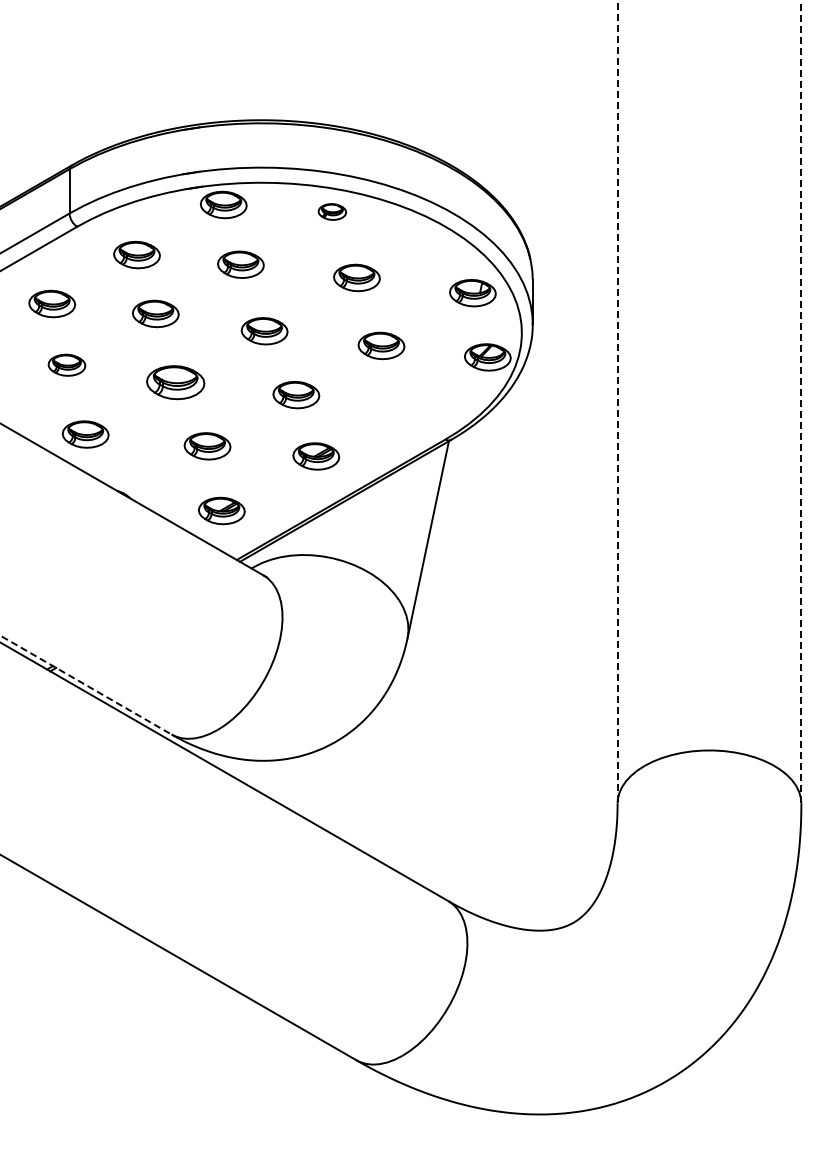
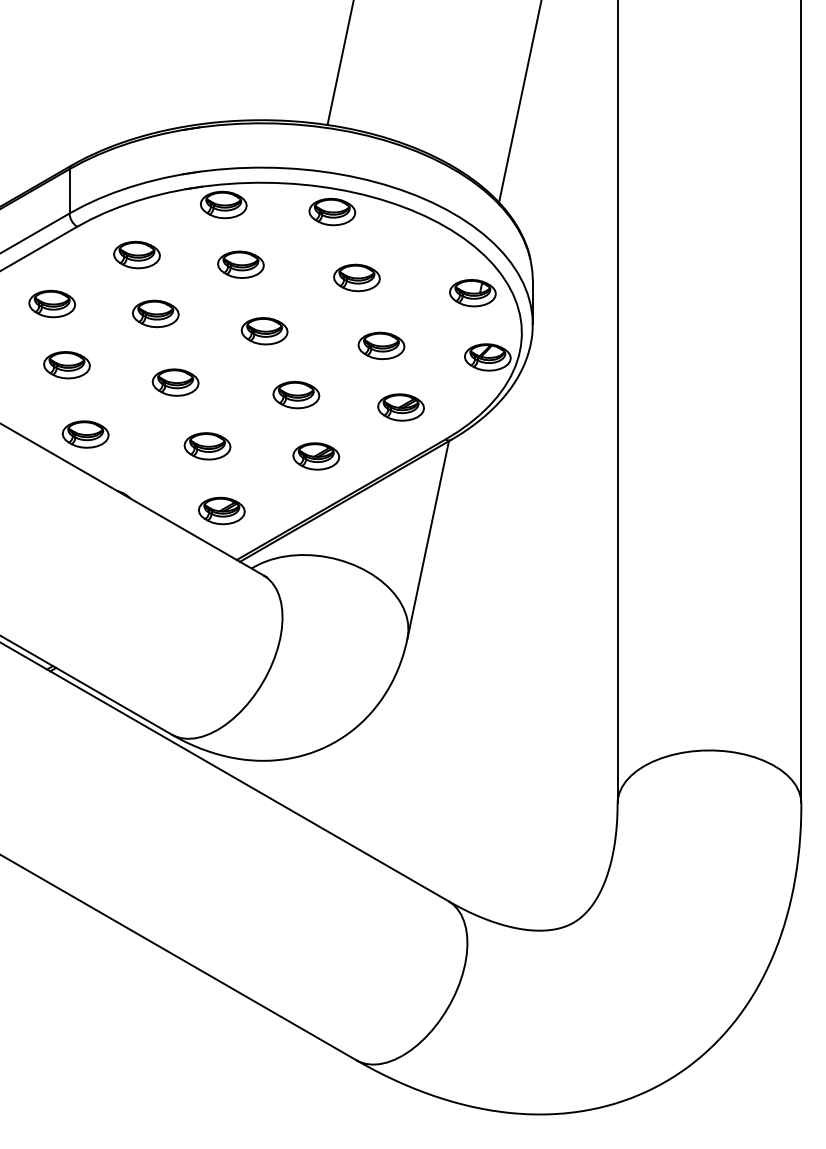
line: none -> present (340, 63)
line: none -> present (520, 102)
part size: 31x18 px -> 49x30 px (332, 211)
part size: 40x24 px -> 48x29 px (66, 365)
part size: 60x36 px -> 49x29 px (175, 382)
line: dashed -> solid (801, 401)
line: dashed -> solid (617, 402)
part: none -> present (400, 407)
line: dashed -> solid (86, 685)
